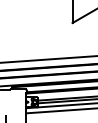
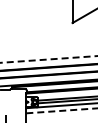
line: solid -> dashed (49, 59)
line: solid -> dashed (62, 110)
